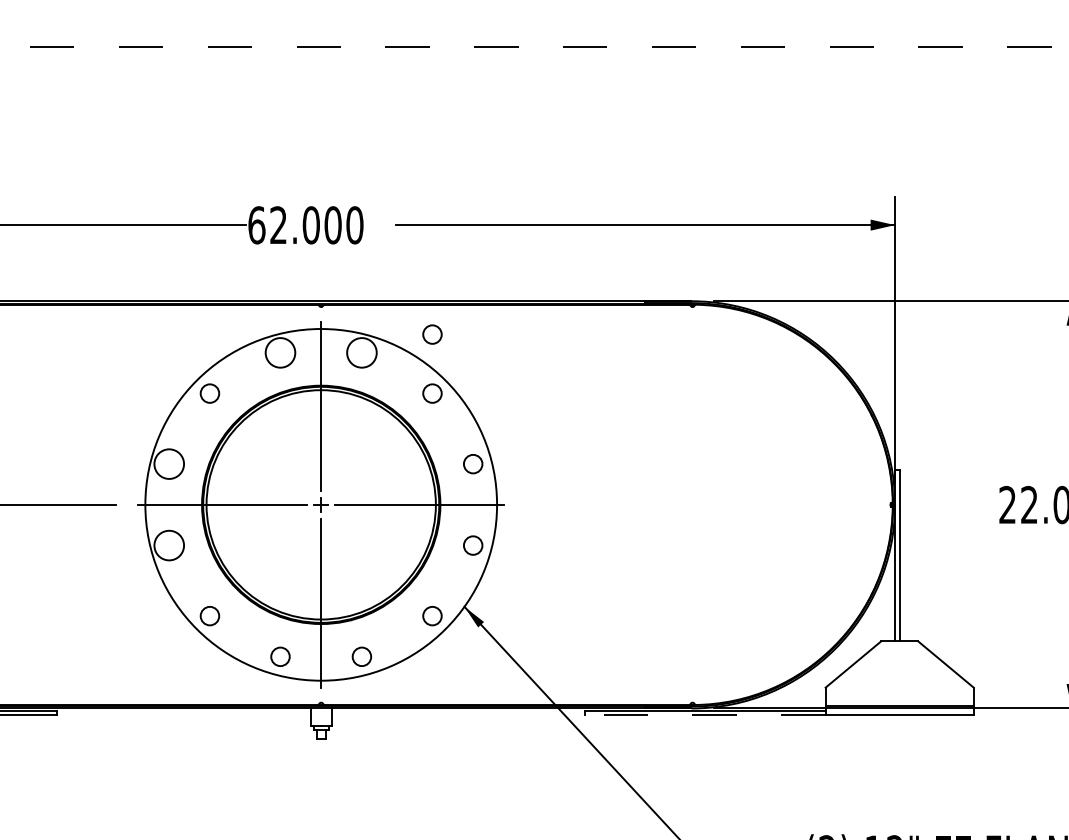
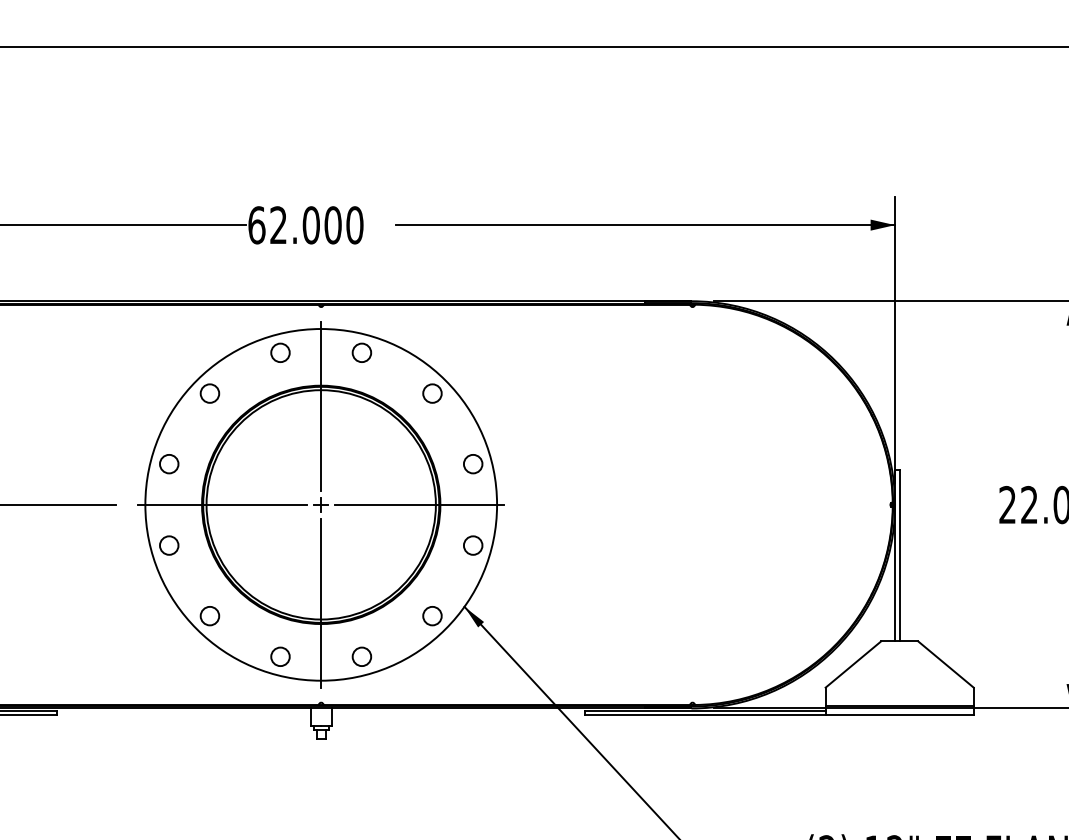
line: dashed -> solid (534, 47)
circle: present -> none (432, 334)
circle diameter: 30 px -> 19 px (280, 352)
circle diameter: 30 px -> 19 px (361, 352)
circle diameter: 30 px -> 19 px (168, 463)
circle diameter: 30 px -> 19 px (168, 545)
line: dashed -> solid (704, 715)
